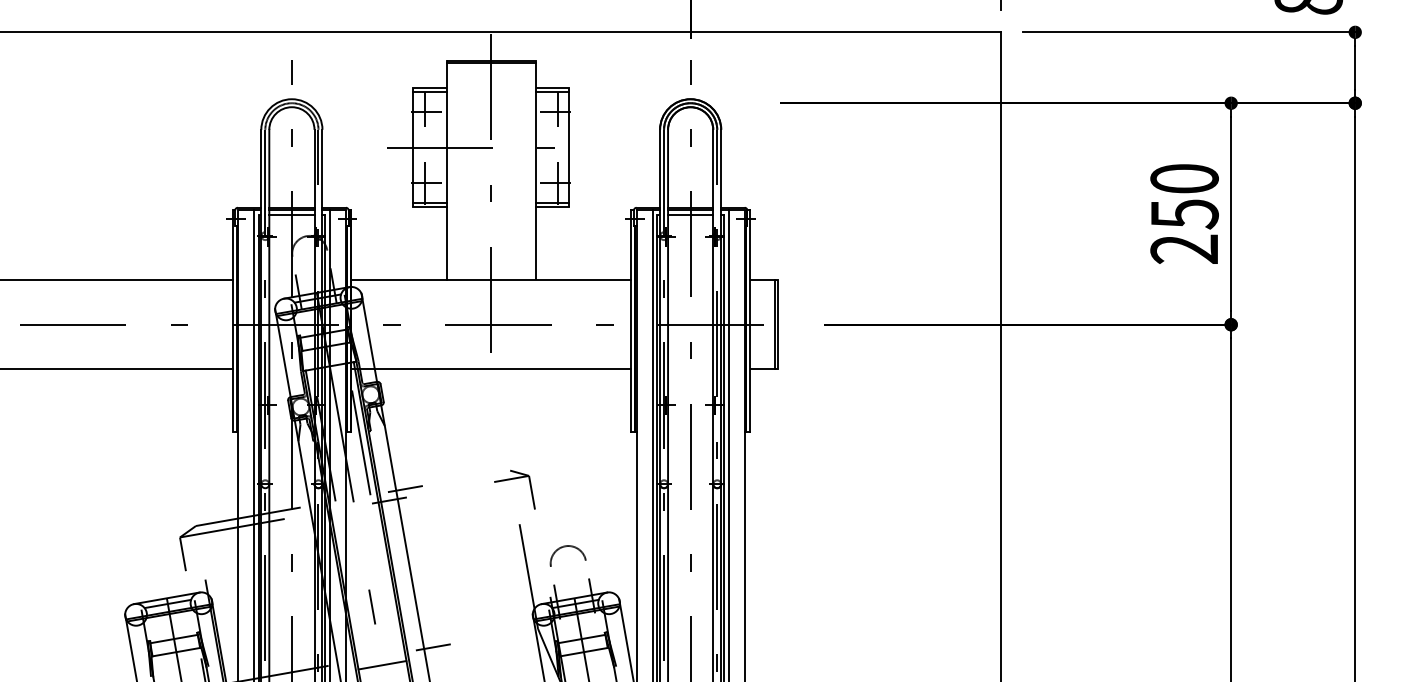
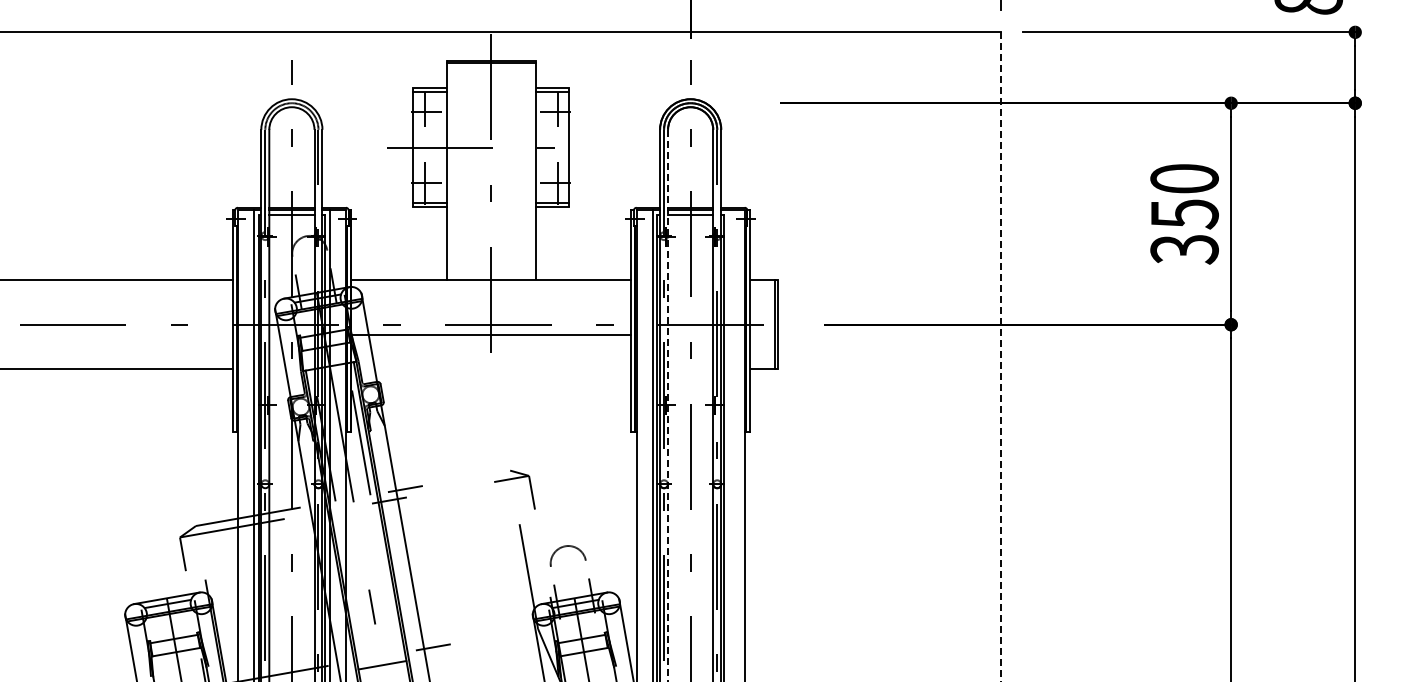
text: 250 -> 350 (1184, 249)
line: solid -> dashed (1000, 357)
line position: (491, 369) -> (491, 335) (491, 335)
line: solid -> dashed (668, 405)
line: present -> none (728, 444)
